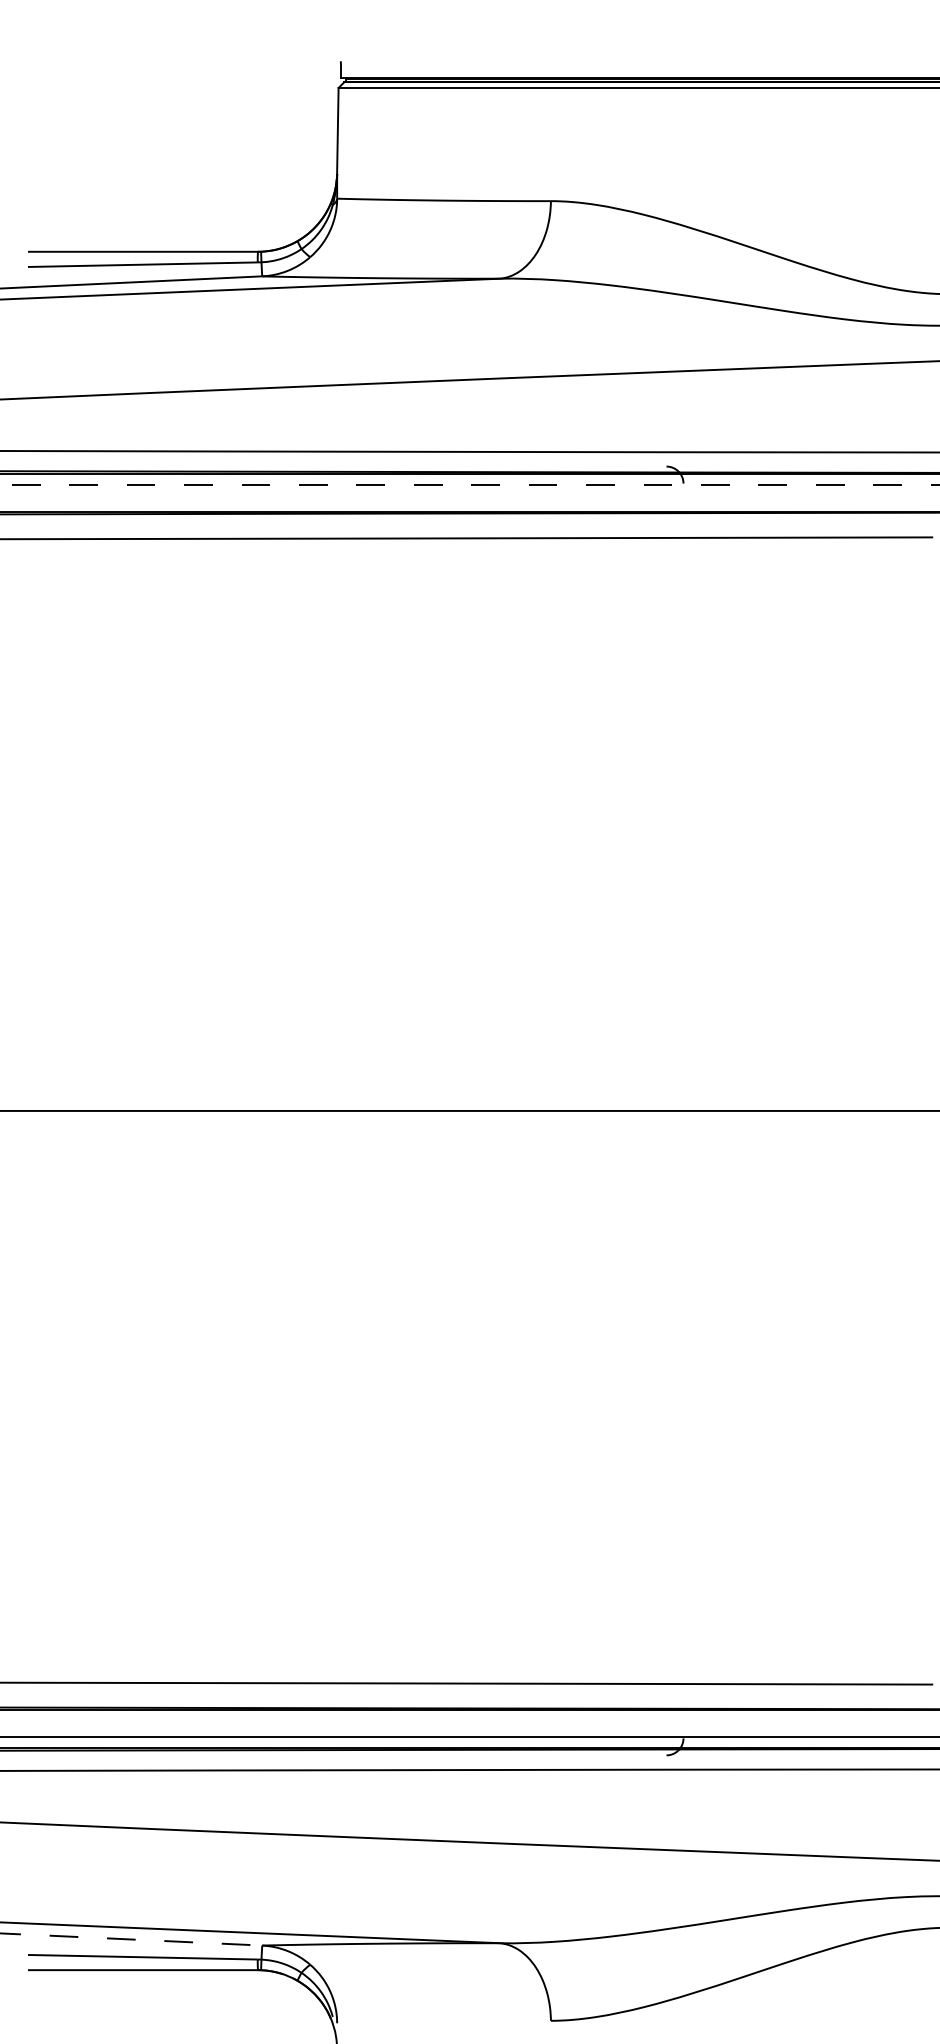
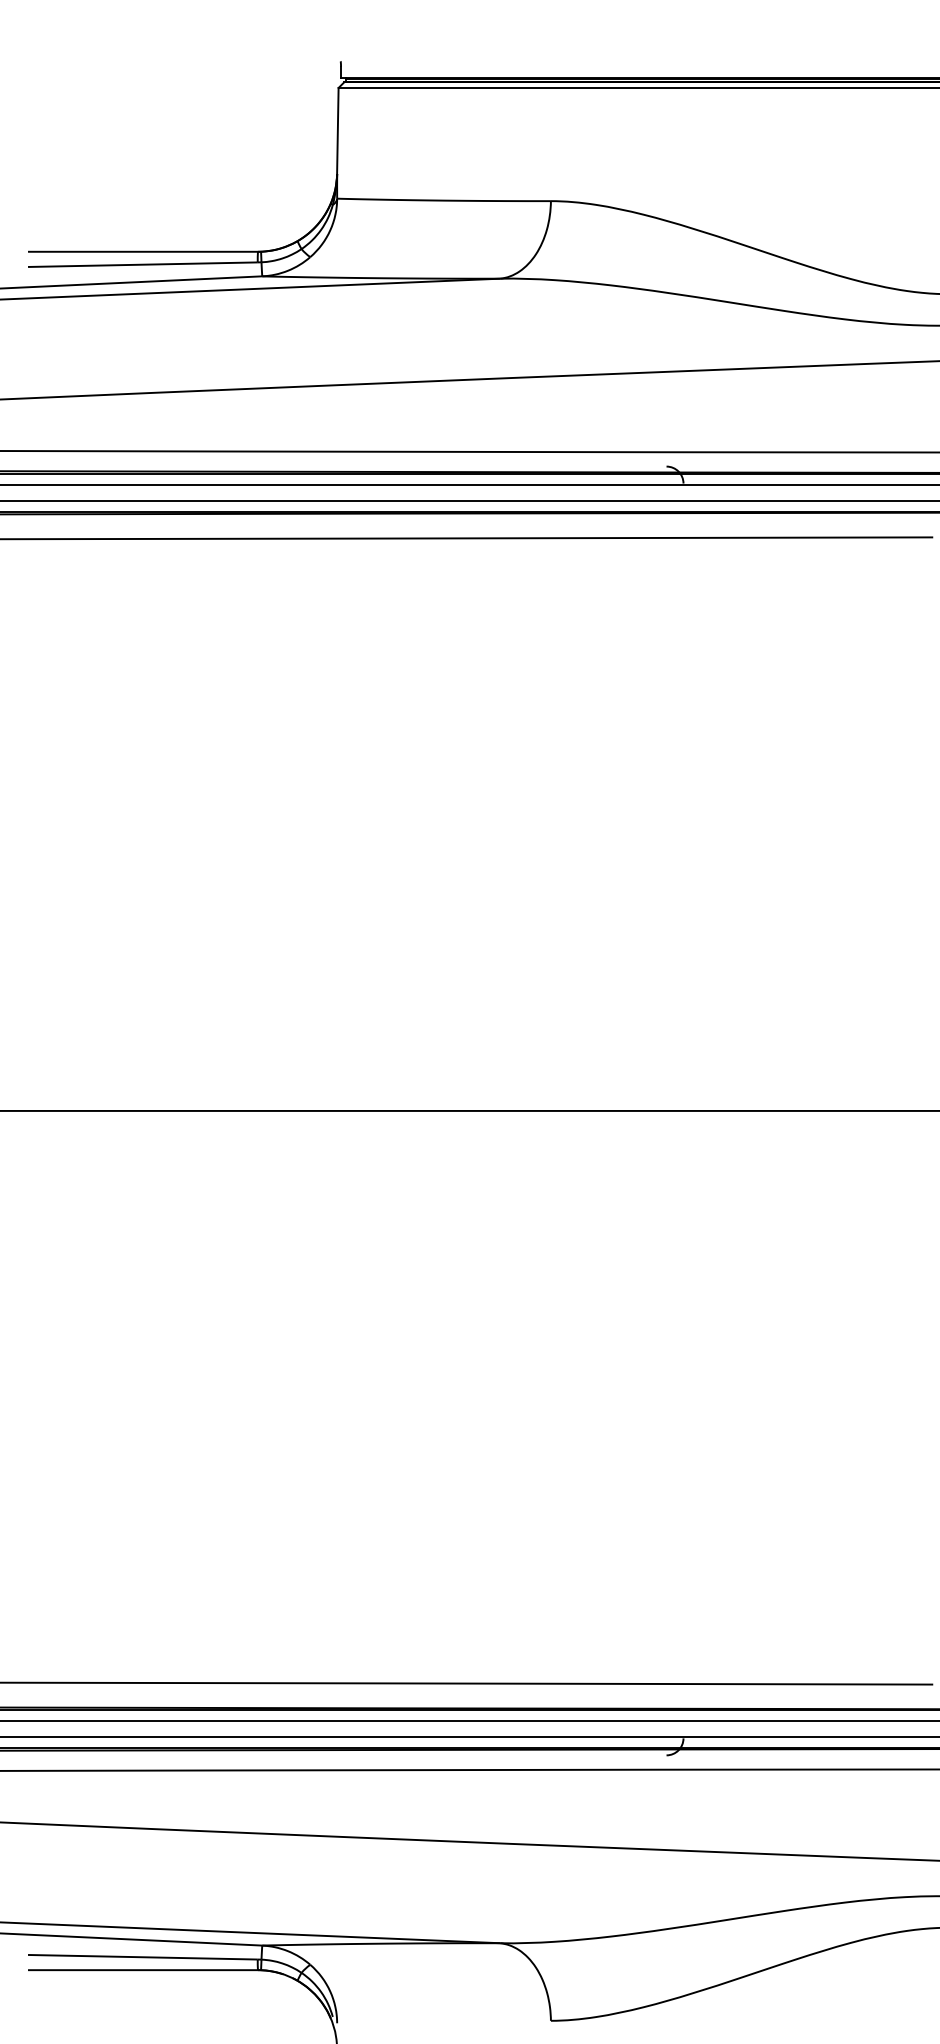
line: dashed -> solid (470, 485)
line: none -> present (469, 500)
line: none -> present (469, 1721)
line: dashed -> solid (131, 1939)
